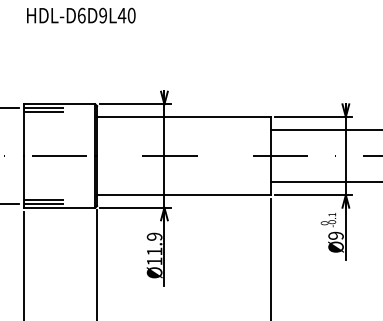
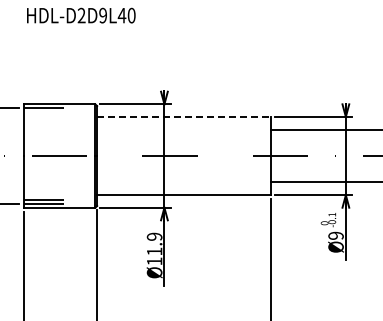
text: HDL-D6D9L40 -> HDL-D2D9L40 (81, 15)
line: present -> none (43, 111)
line: solid -> dashed (184, 116)
